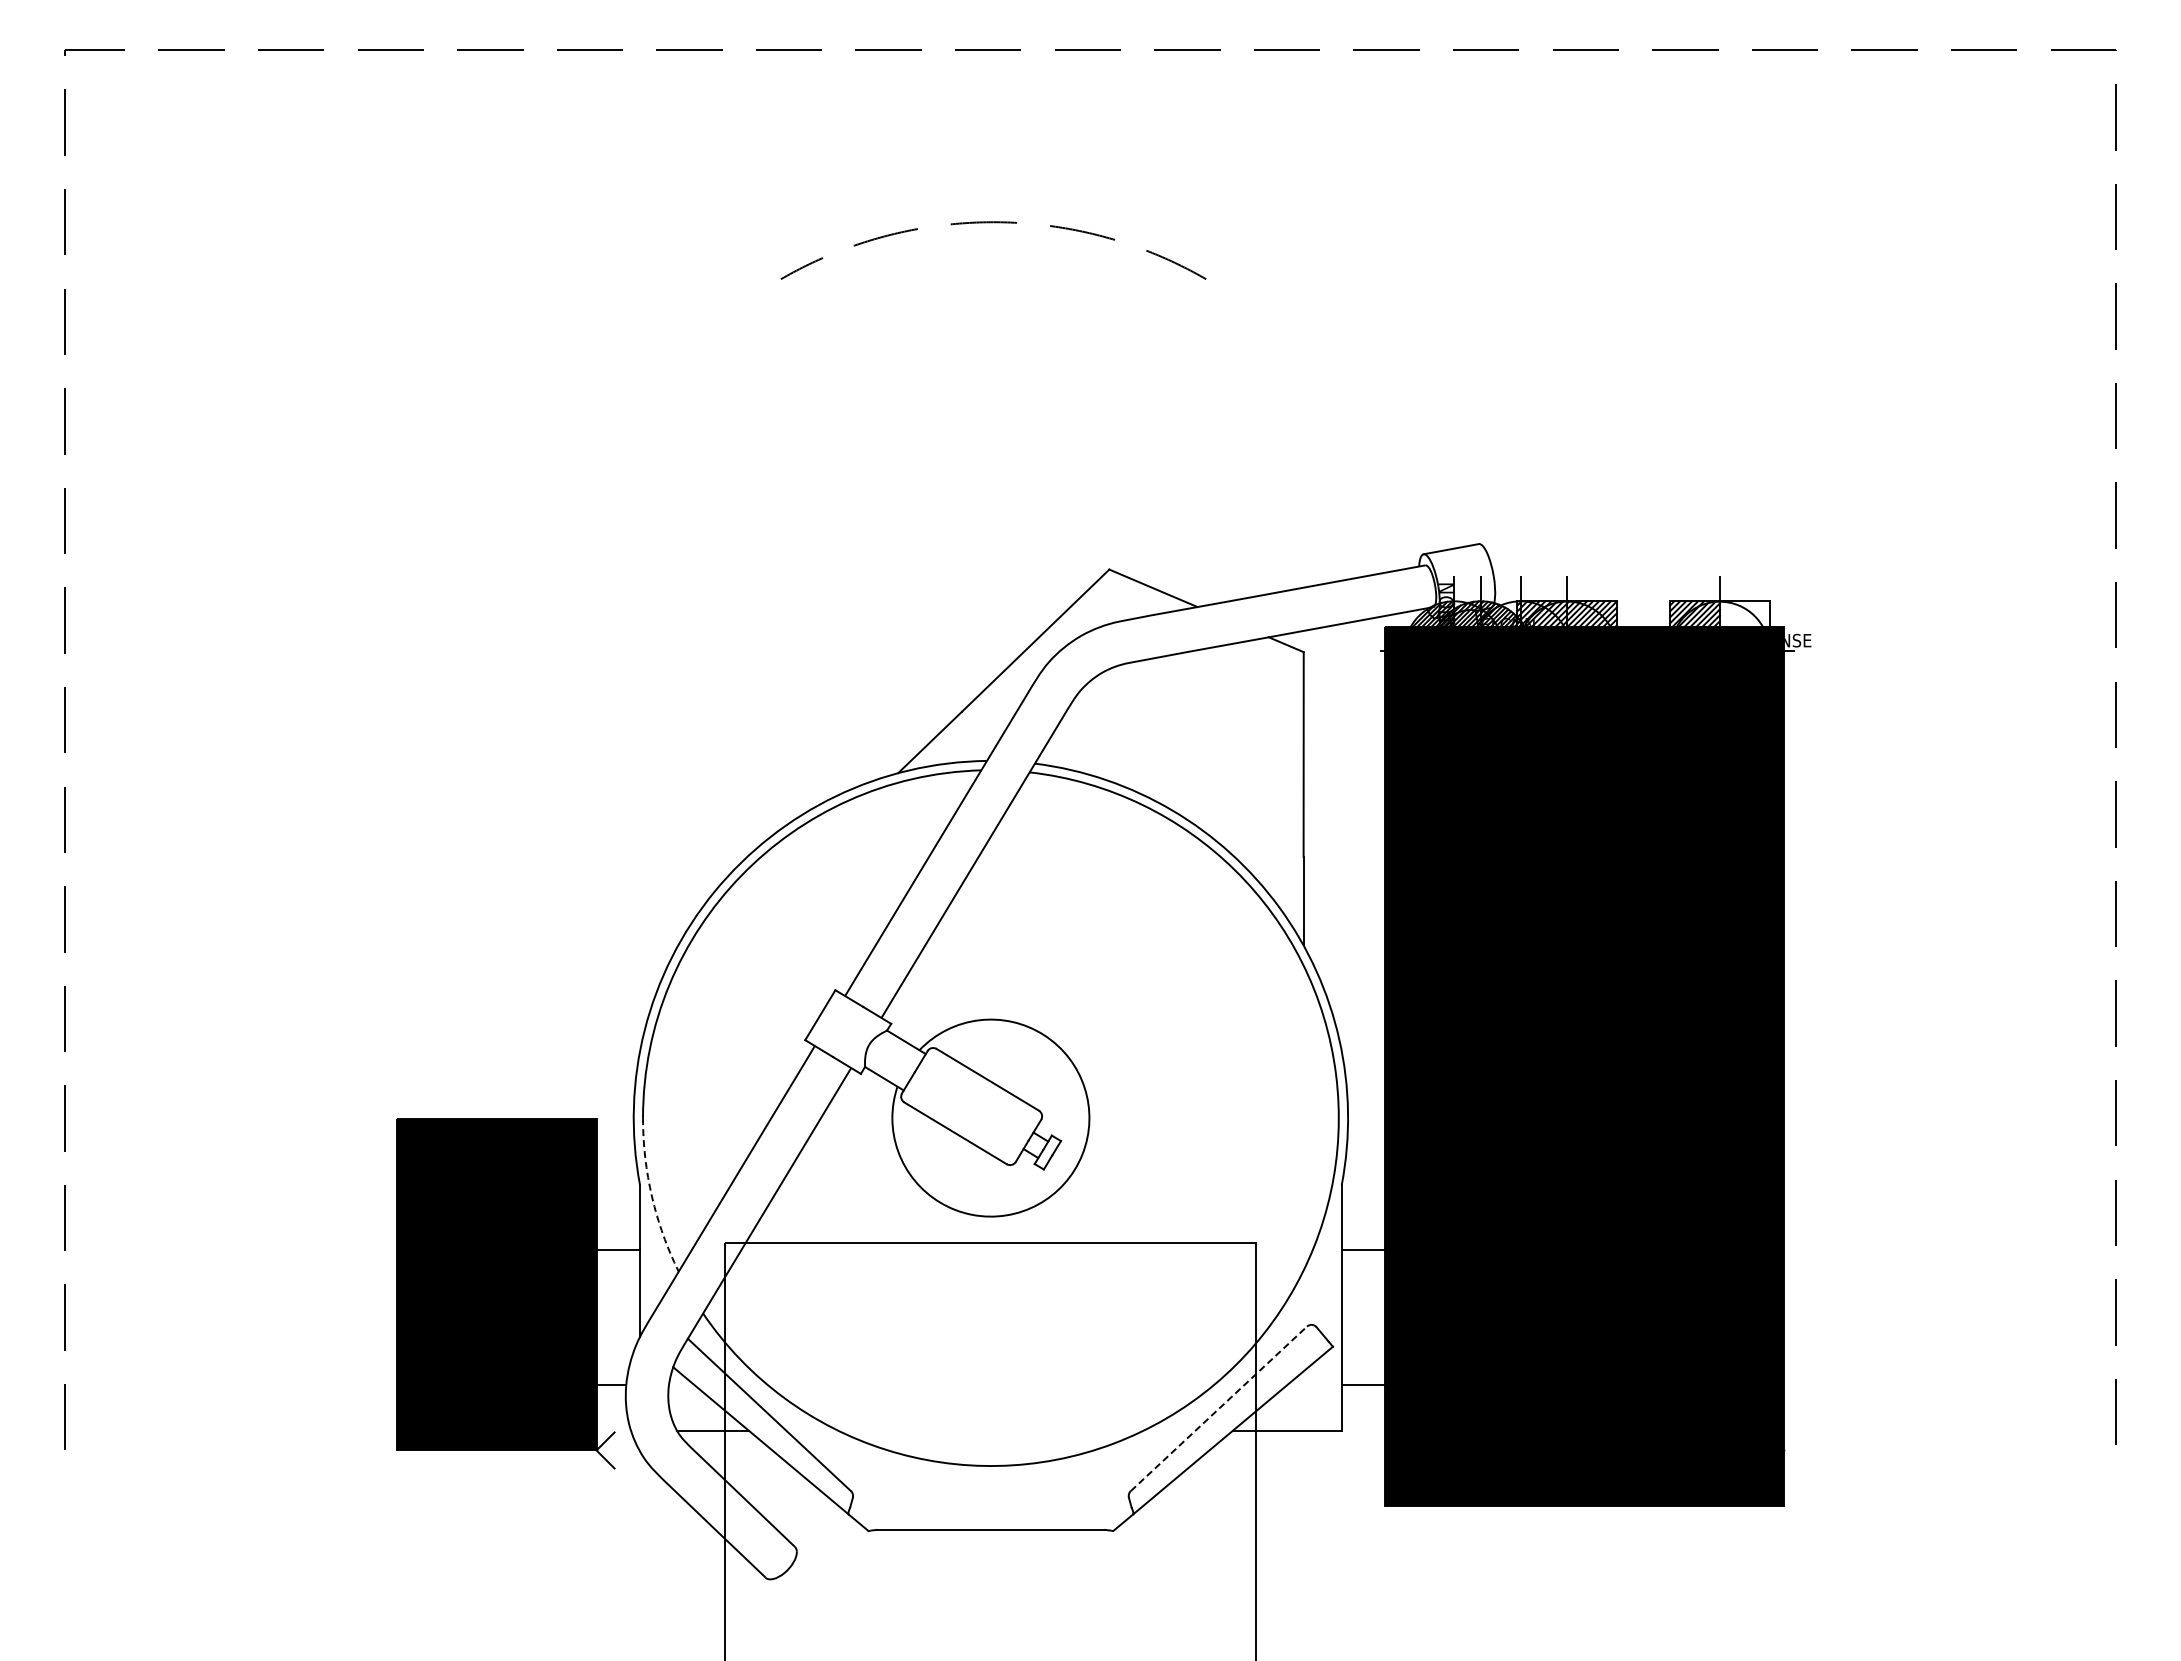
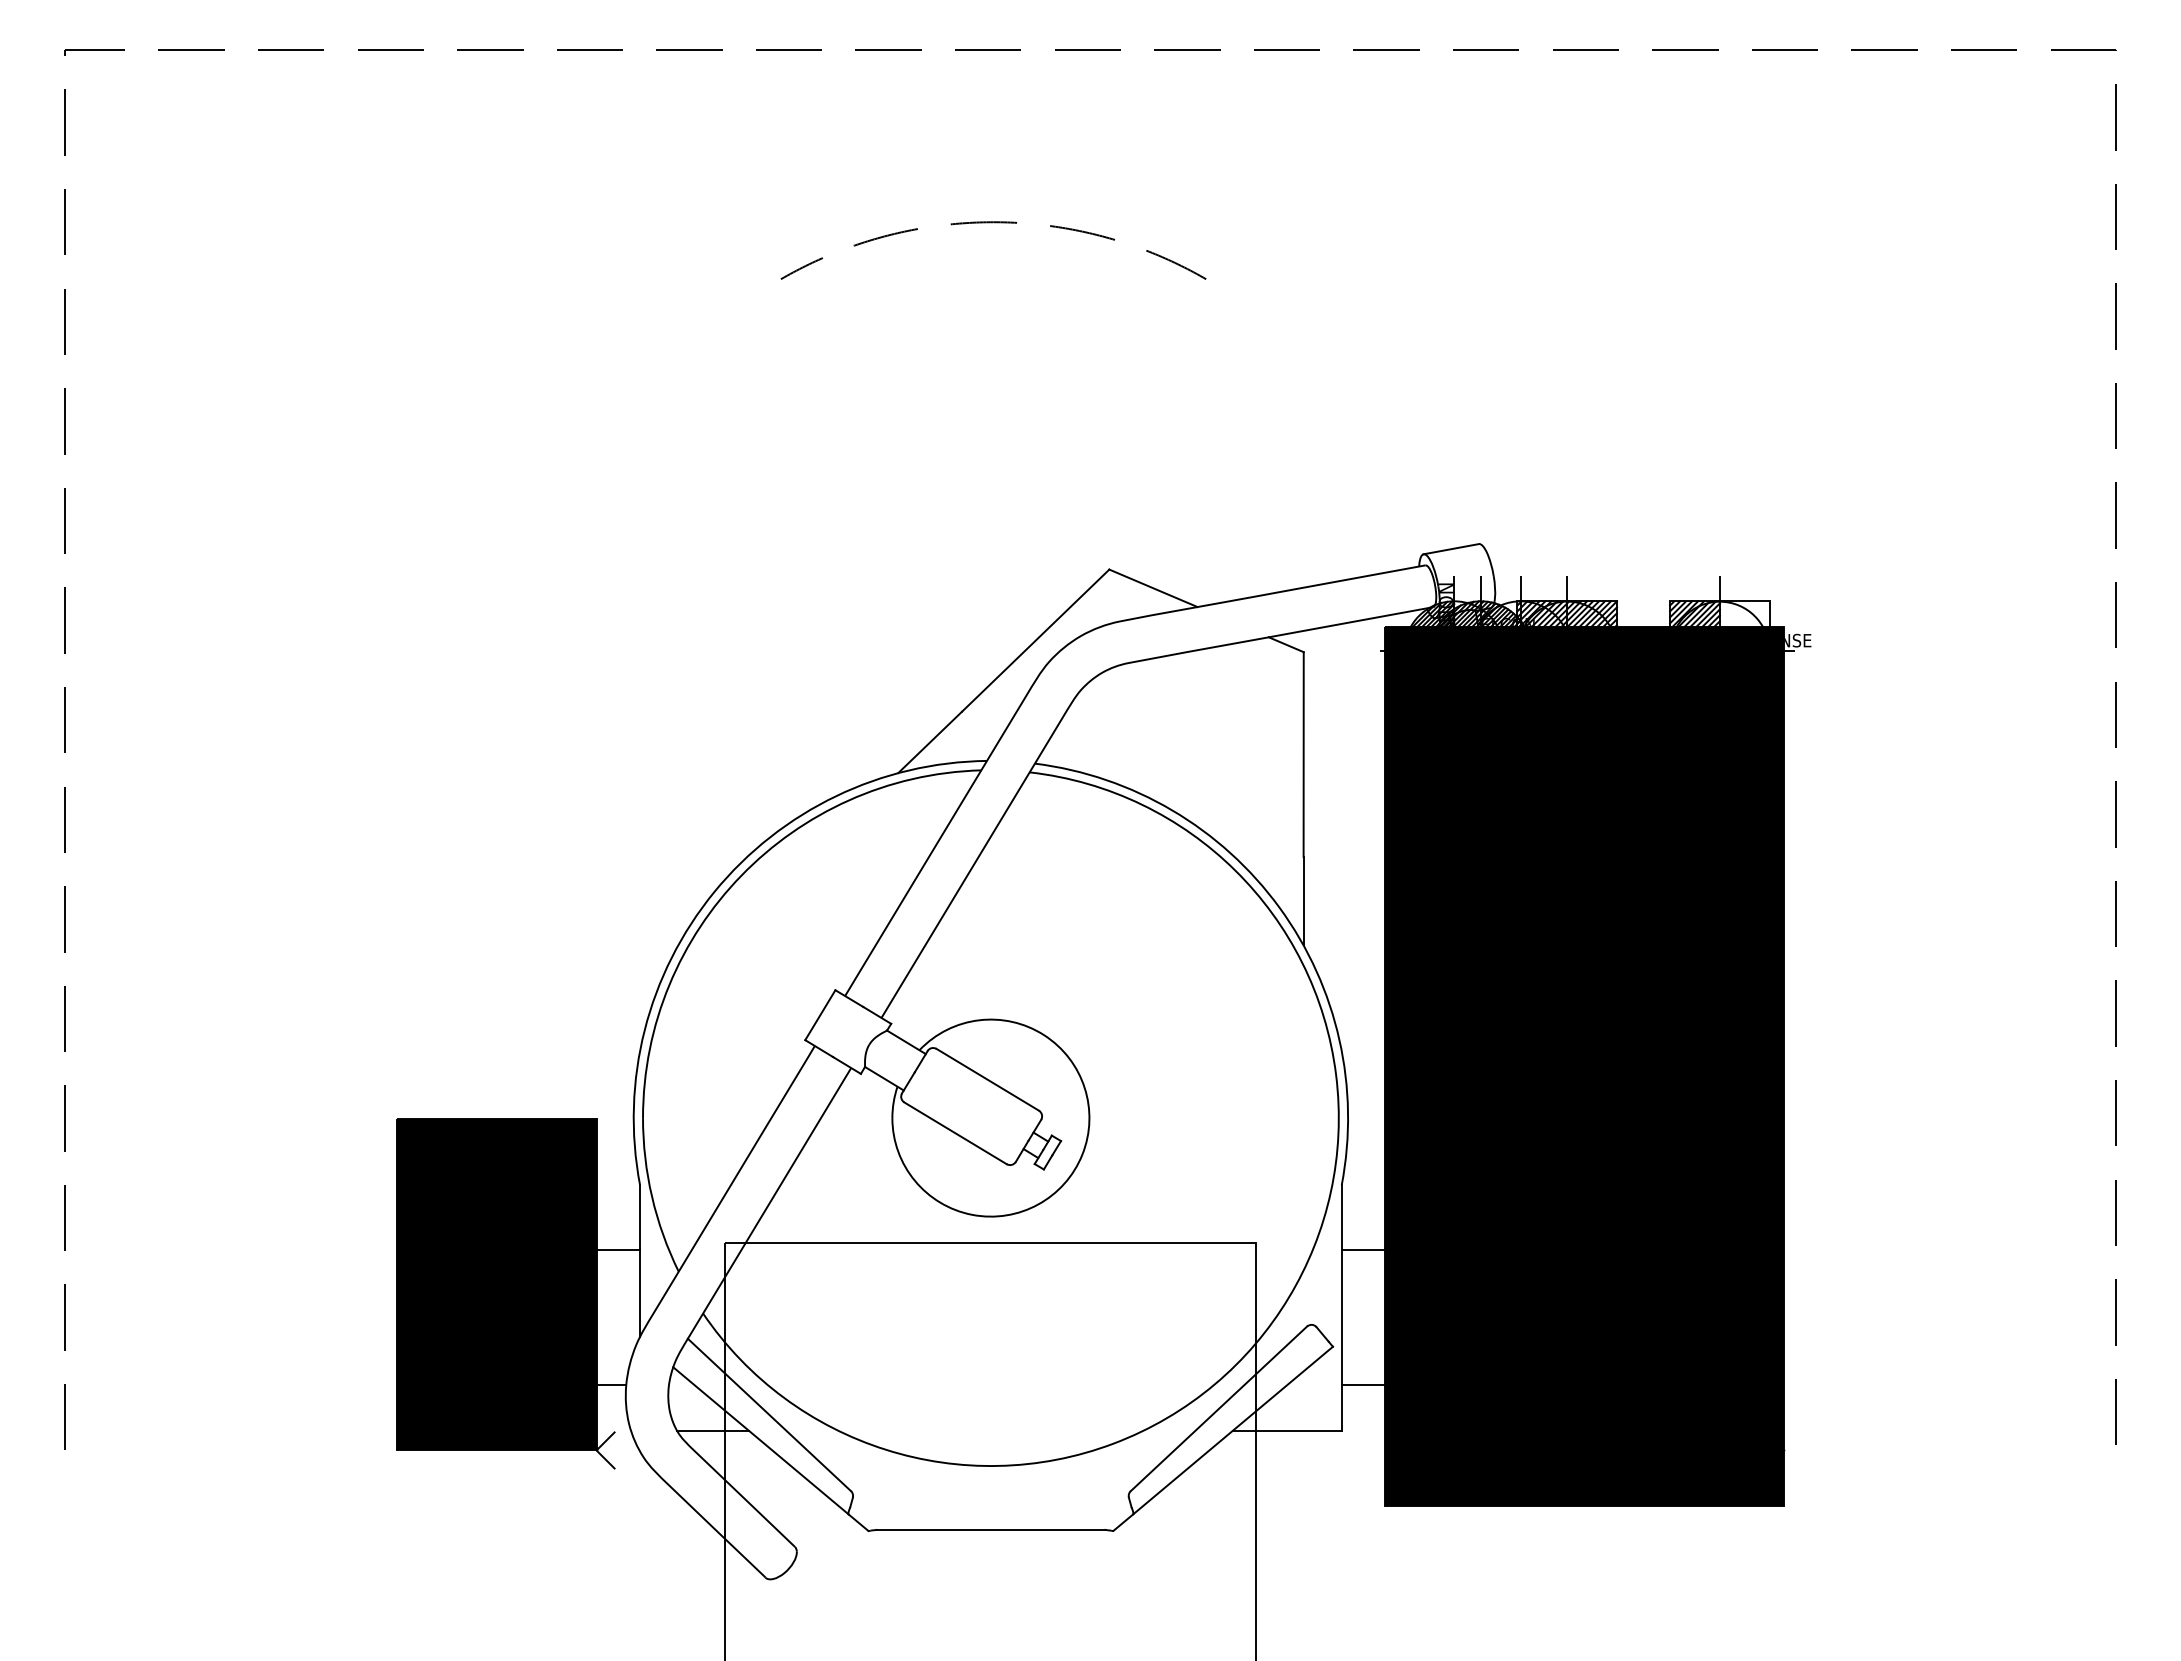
arc: dashed -> solid (652, 1196)
line: dashed -> solid (1218, 1408)
